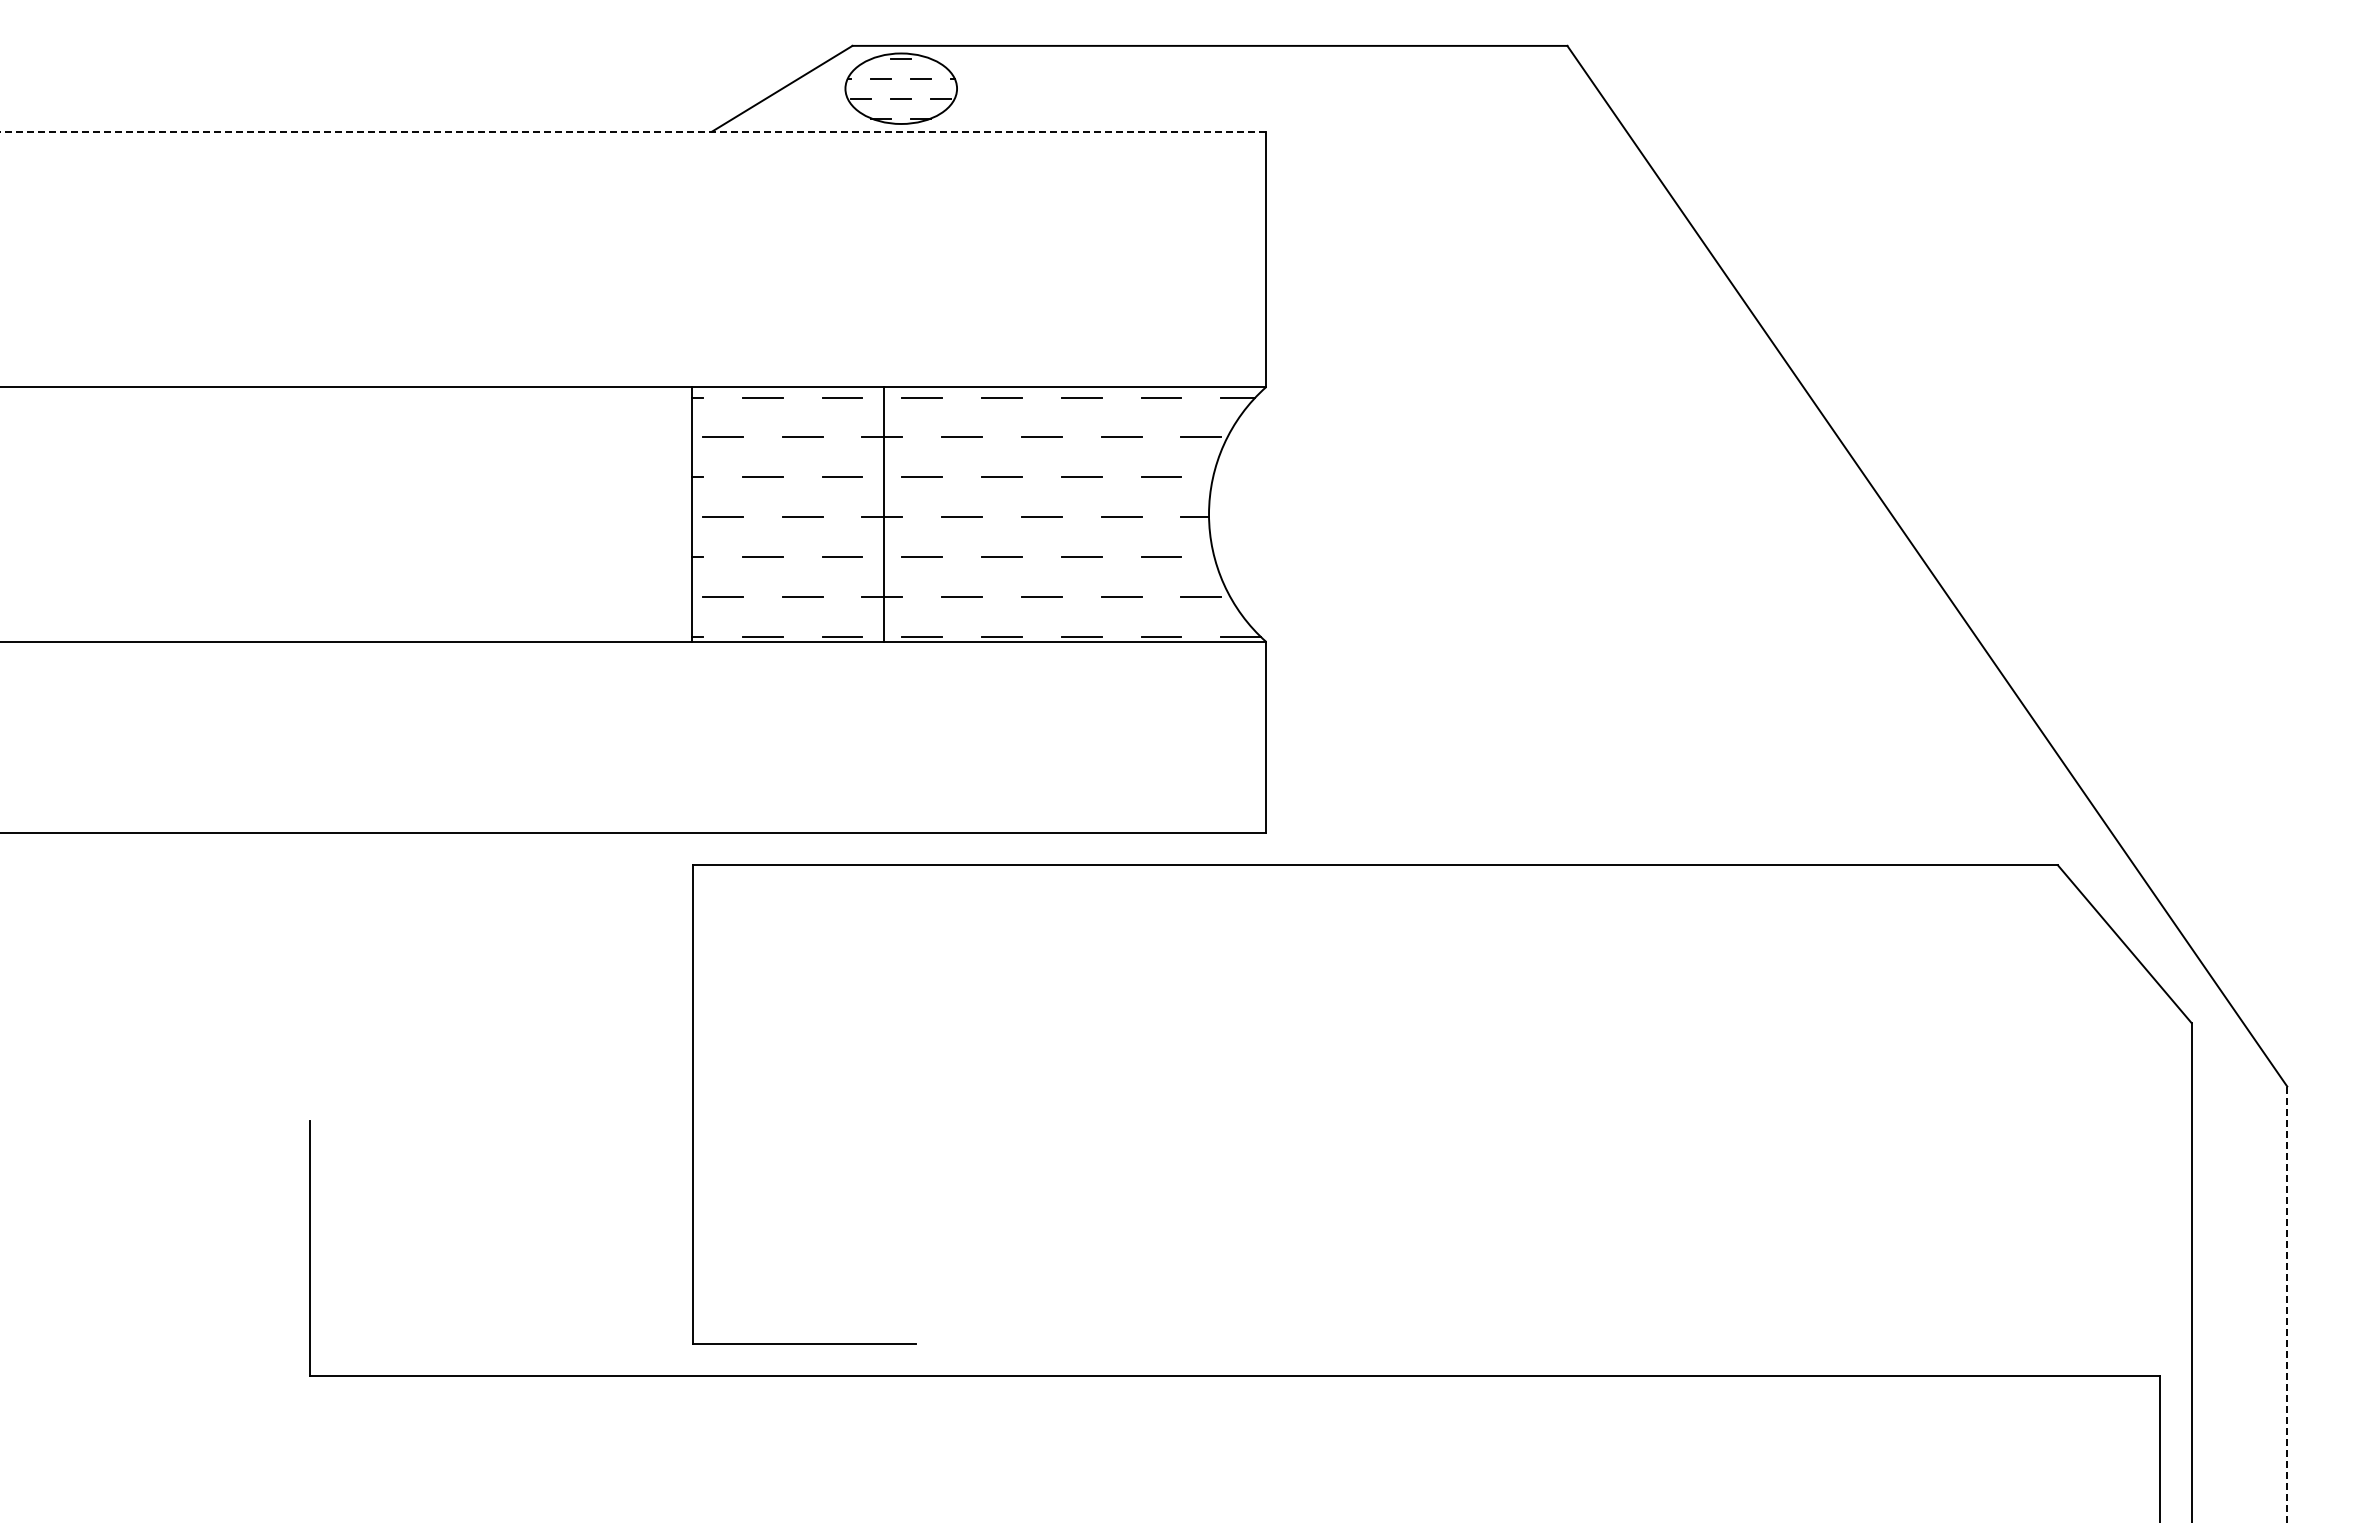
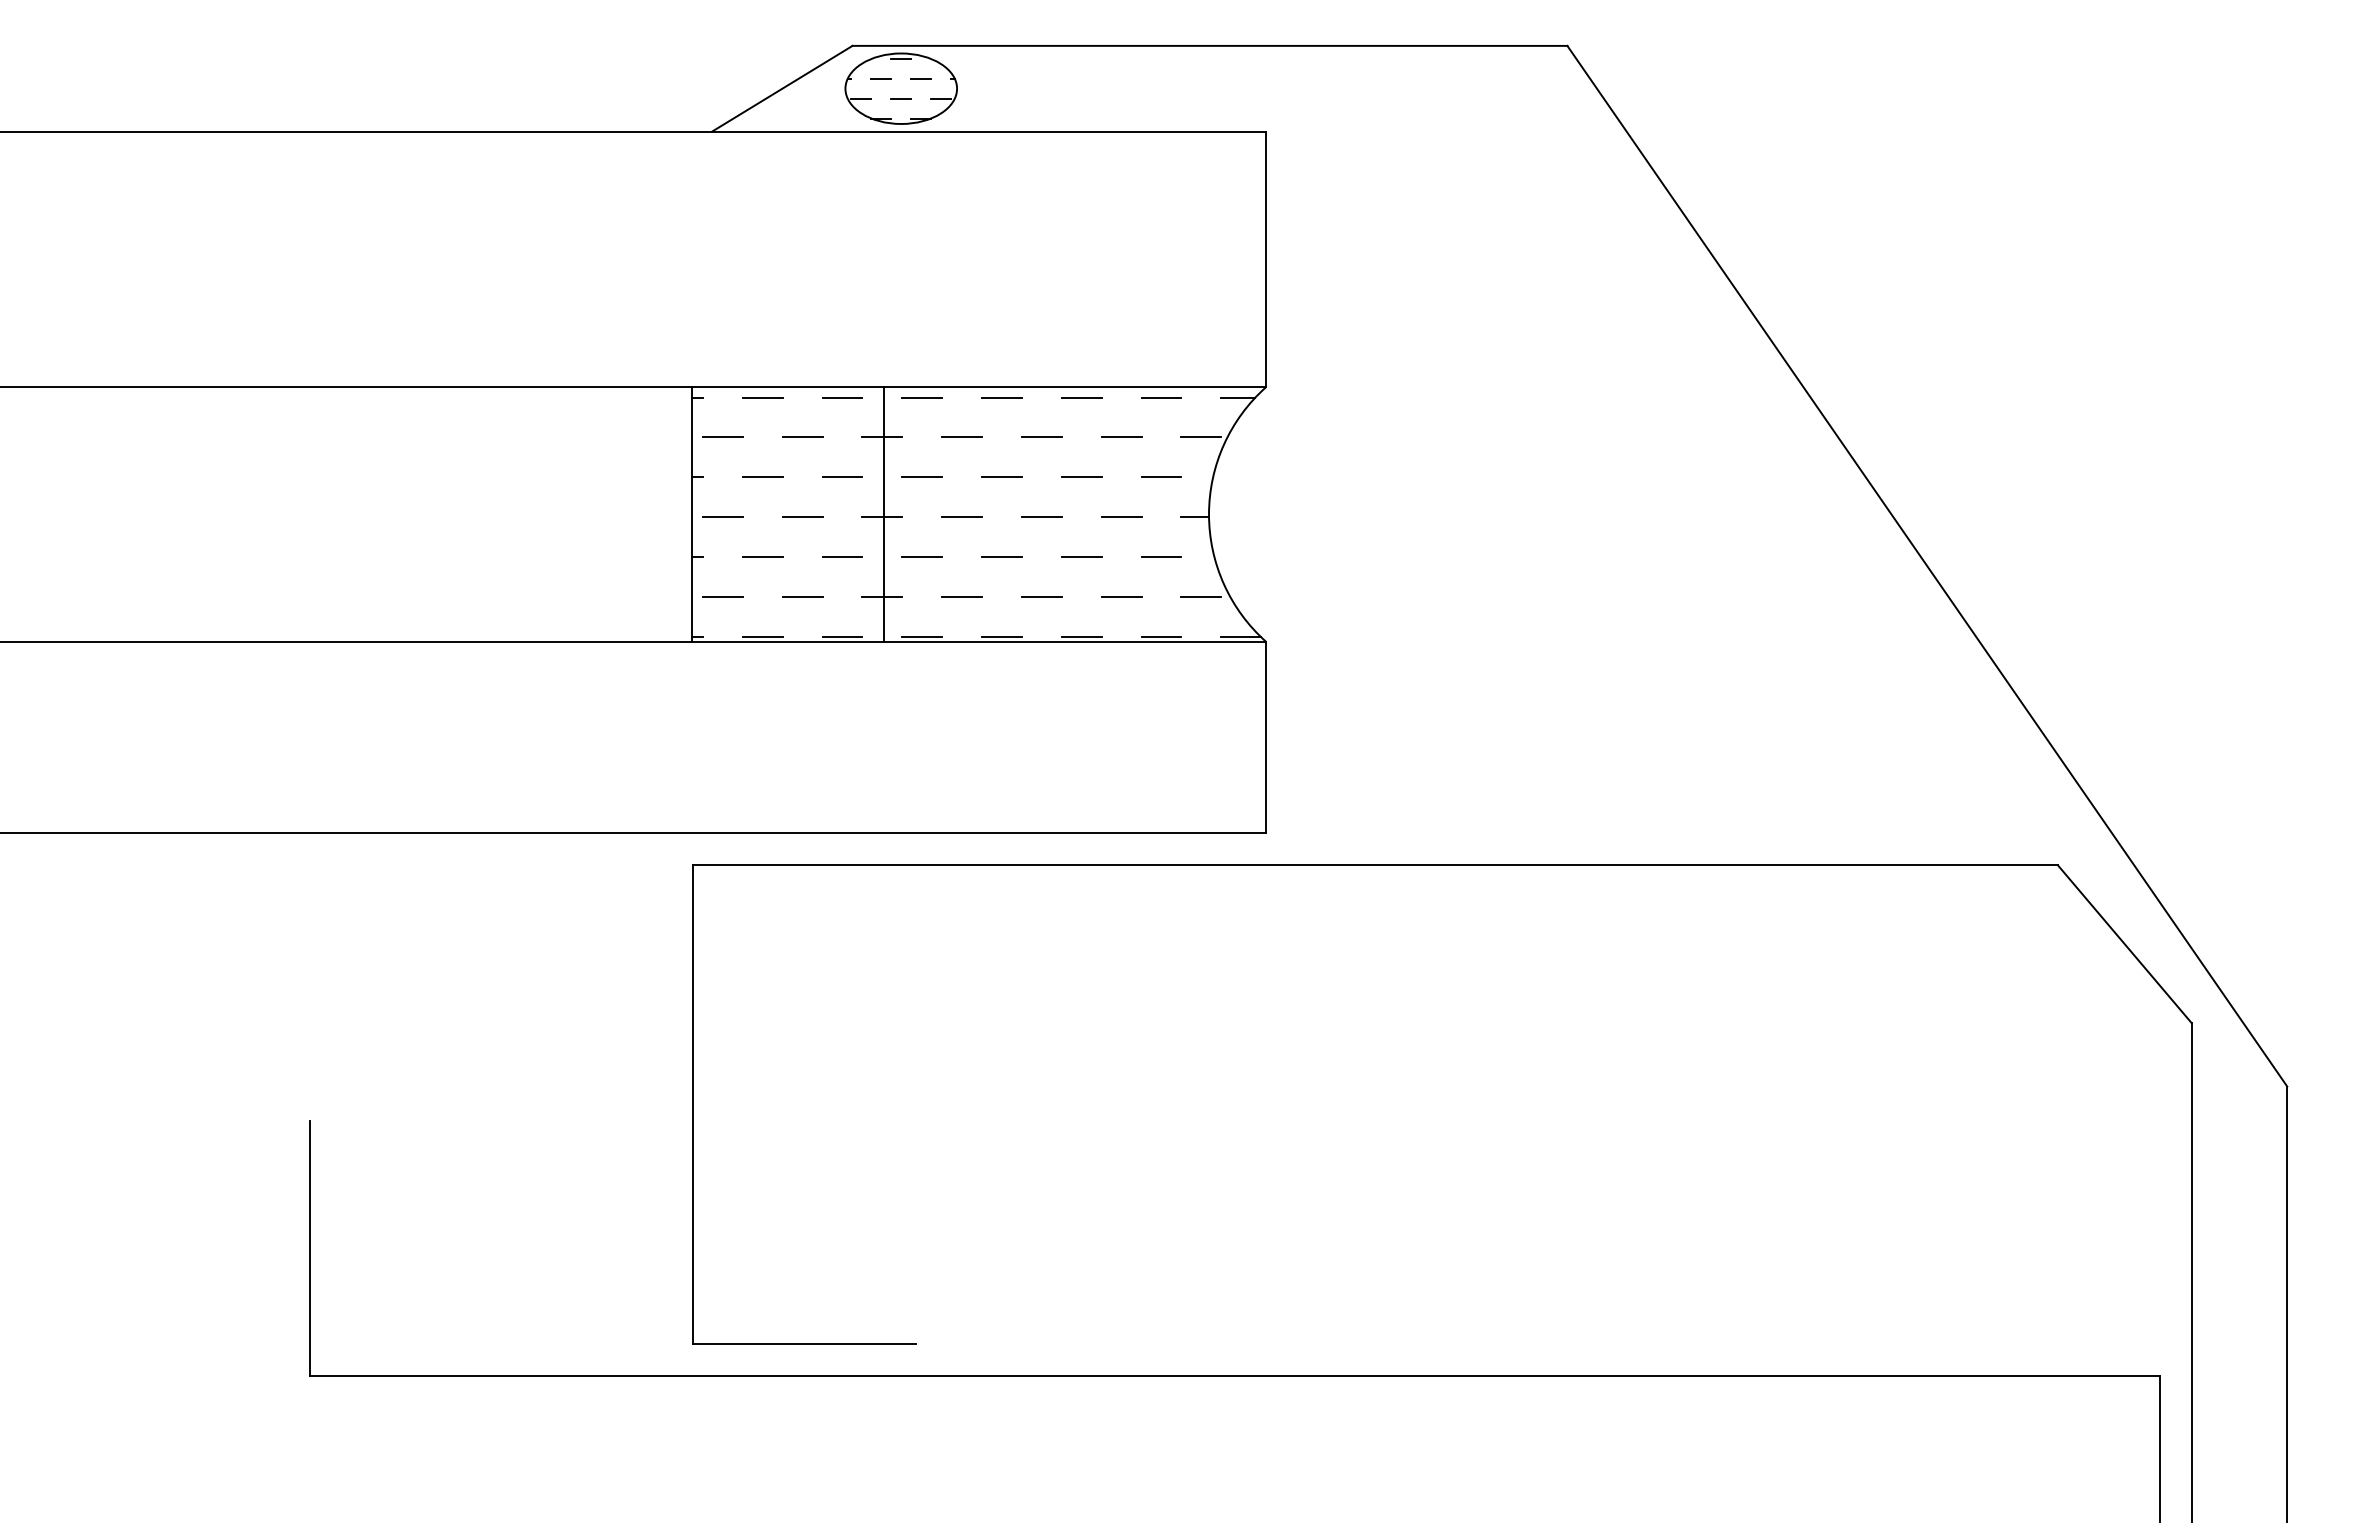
line: dashed -> solid (633, 131)
line: dashed -> solid (2287, 1304)
